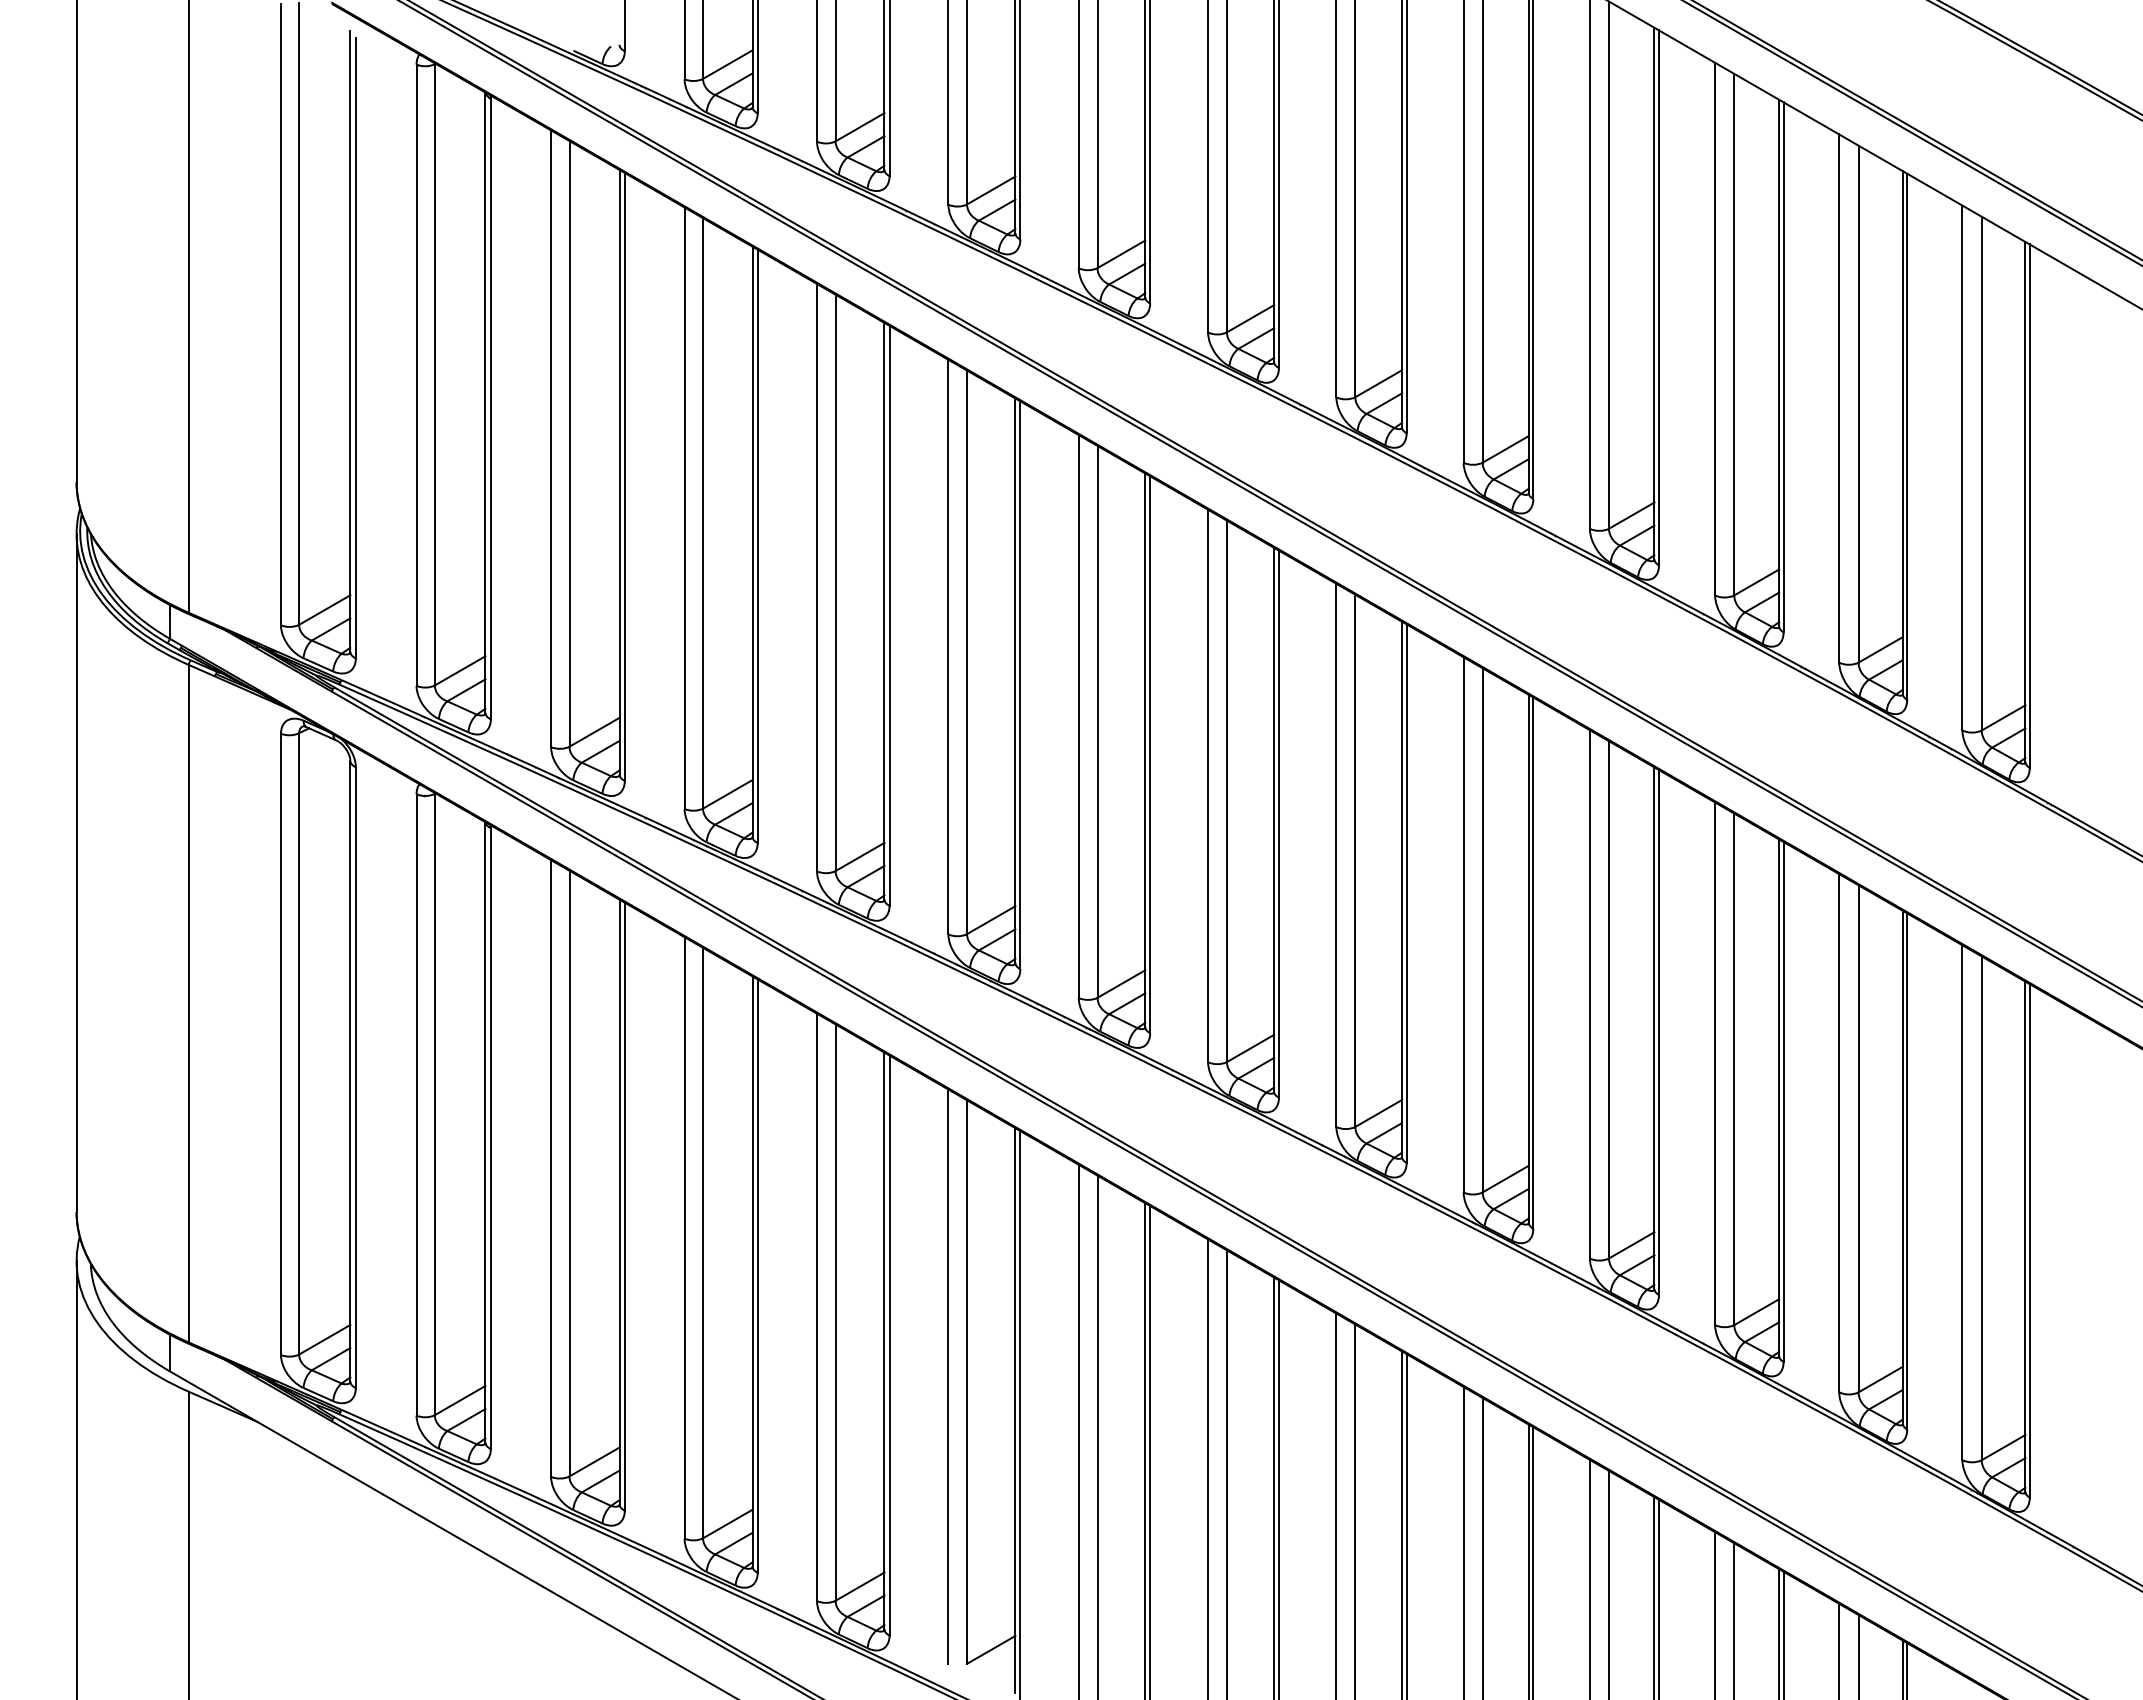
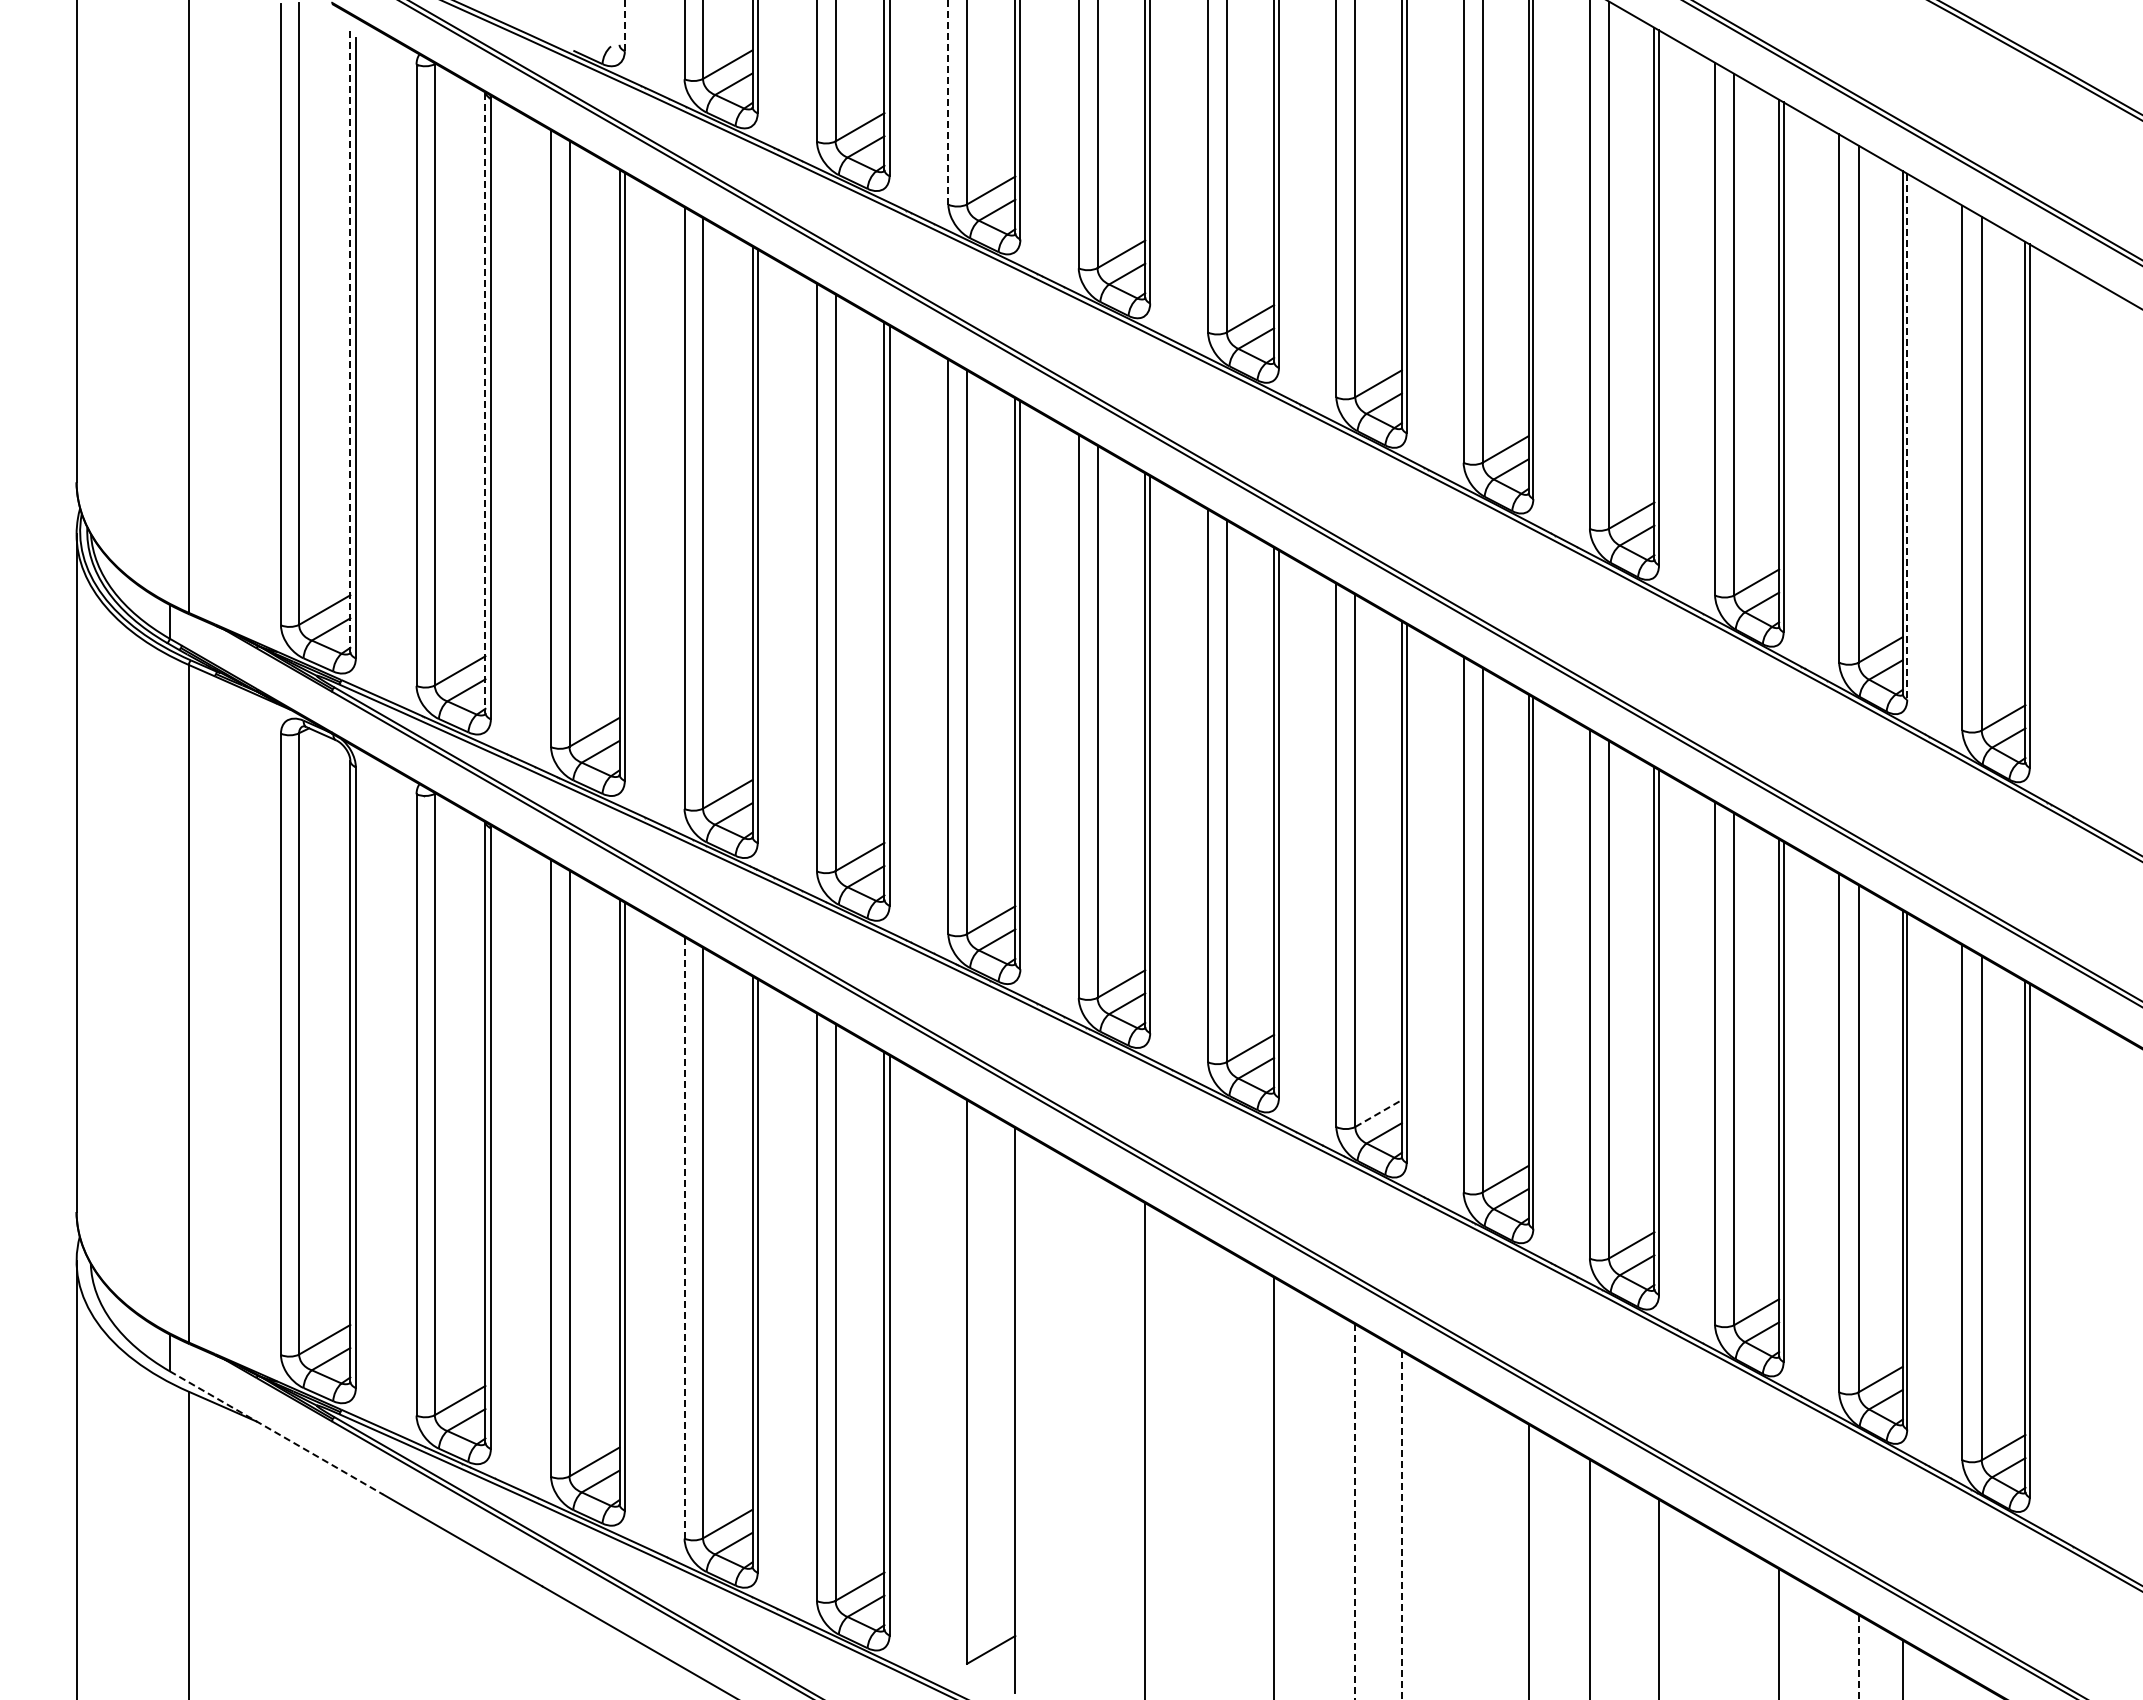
line: solid -> dashed (624, 26)
line: solid -> dashed (948, 102)
line: solid -> dashed (350, 342)
line: solid -> dashed (485, 403)
line: solid -> dashed (1907, 437)
line: solid -> dashed (1378, 1113)
line: solid -> dashed (684, 1237)
line: present -> none (948, 1376)
line: present -> none (1020, 1413)
line: present -> none (1078, 1430)
line: solid -> dashed (276, 1433)
line: present -> none (1097, 1435)
line: present -> none (1150, 1451)
line: present -> none (1208, 1467)
line: present -> none (1226, 1473)
line: present -> none (1278, 1488)
line: present -> none (1336, 1504)
line: solid -> dashed (1355, 1512)
line: present -> none (1406, 1525)
line: solid -> dashed (1401, 1526)
line: present -> none (1463, 1541)
line: present -> none (1482, 1547)
line: present -> none (1533, 1561)
line: present -> none (1609, 1583)
line: present -> none (1654, 1596)
line: present -> none (1715, 1614)
line: present -> none (1734, 1619)
line: present -> none (1783, 1633)
line: present -> none (1839, 1649)
line: solid -> dashed (1858, 1657)
line: present -> none (1907, 1669)
